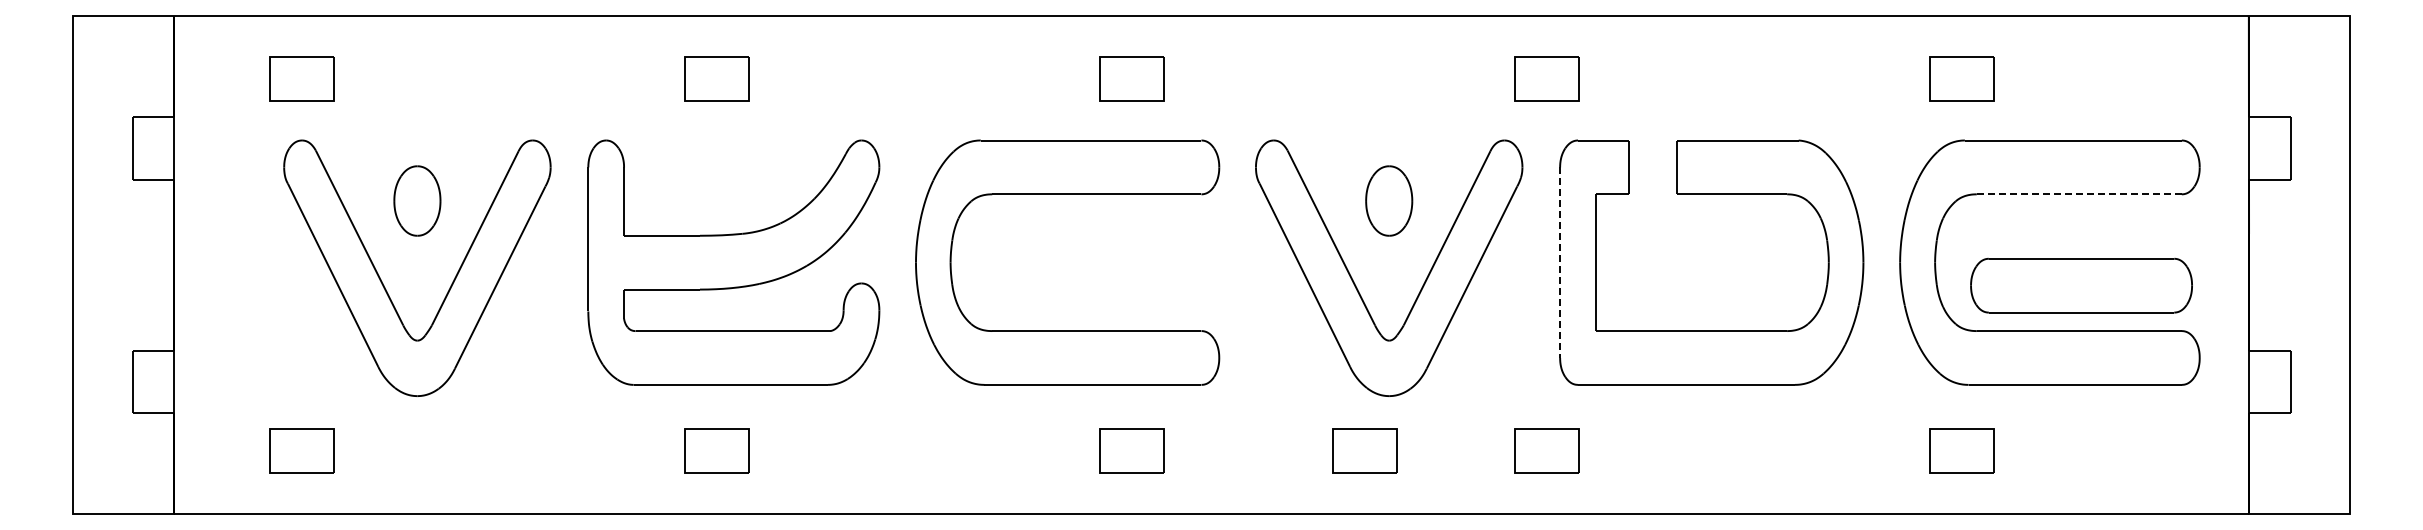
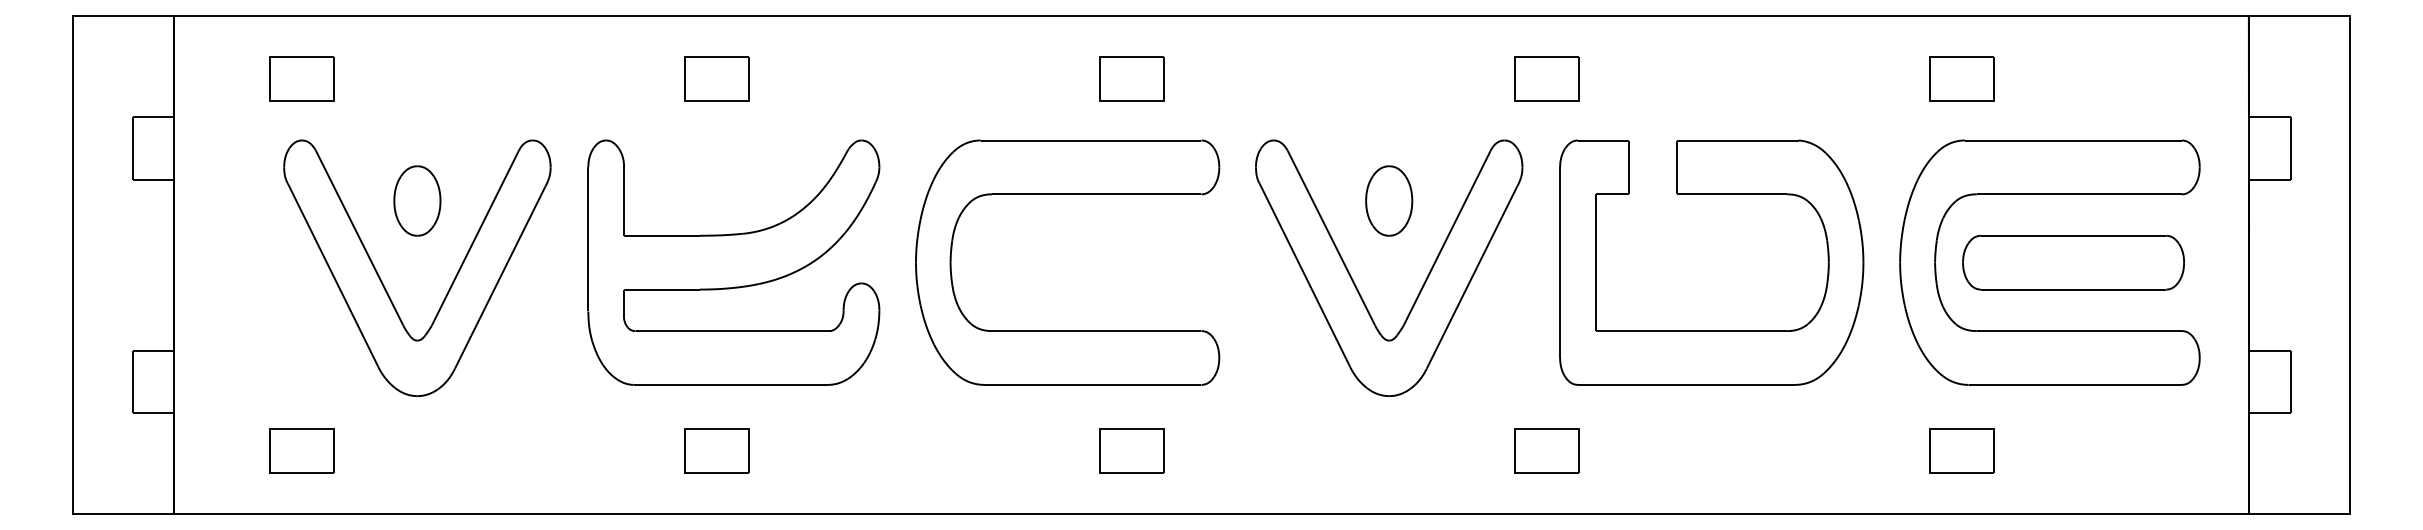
line: dashed -> solid (2079, 194)
line: dashed -> solid (1560, 263)
part position: (2081, 285) -> (2073, 262) (2073, 262)
part: present -> none (1364, 450)
